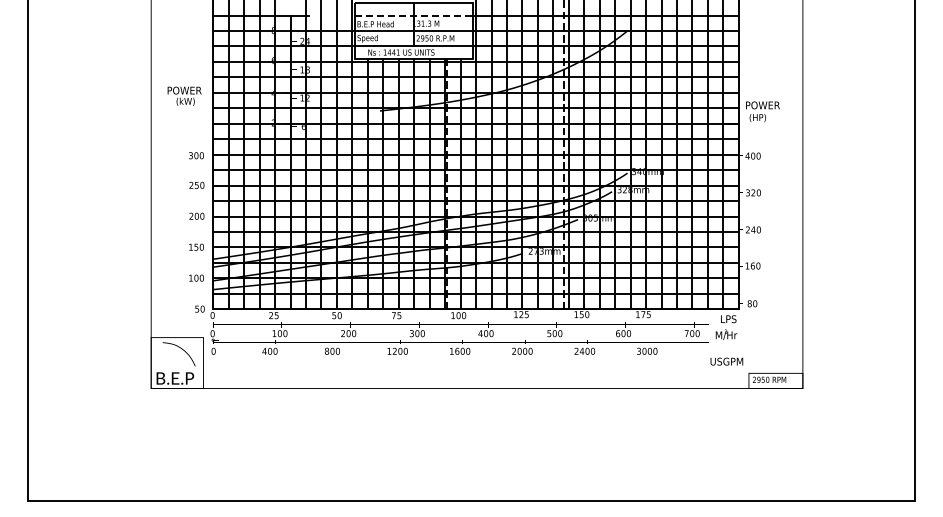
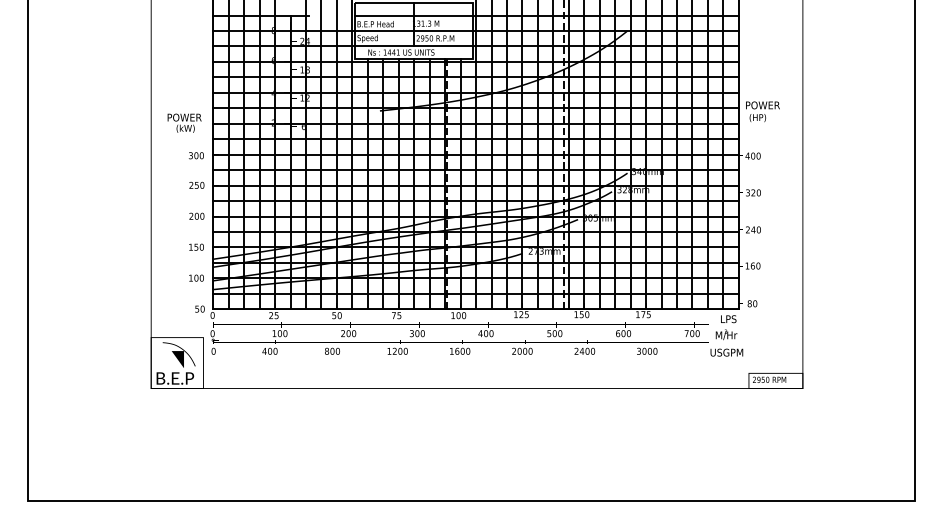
line: dashed -> solid (414, 15)
text position: (184, 95) -> (184, 122) (184, 122)
fill: none -> present (177, 359)
text position: (726, 361) -> (726, 352) (726, 352)
